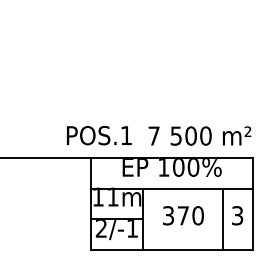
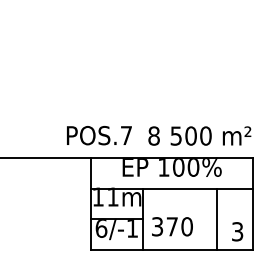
text: POS.1 -> POS.7 (126, 135)
text: 7 -> 8 (153, 135)
text position: (183, 215) -> (172, 226) (172, 226)
text position: (237, 215) -> (237, 231) (237, 231)
line position: (222, 219) -> (216, 219) (216, 219)
text: 2/-1 -> 6/-1 (101, 228)
